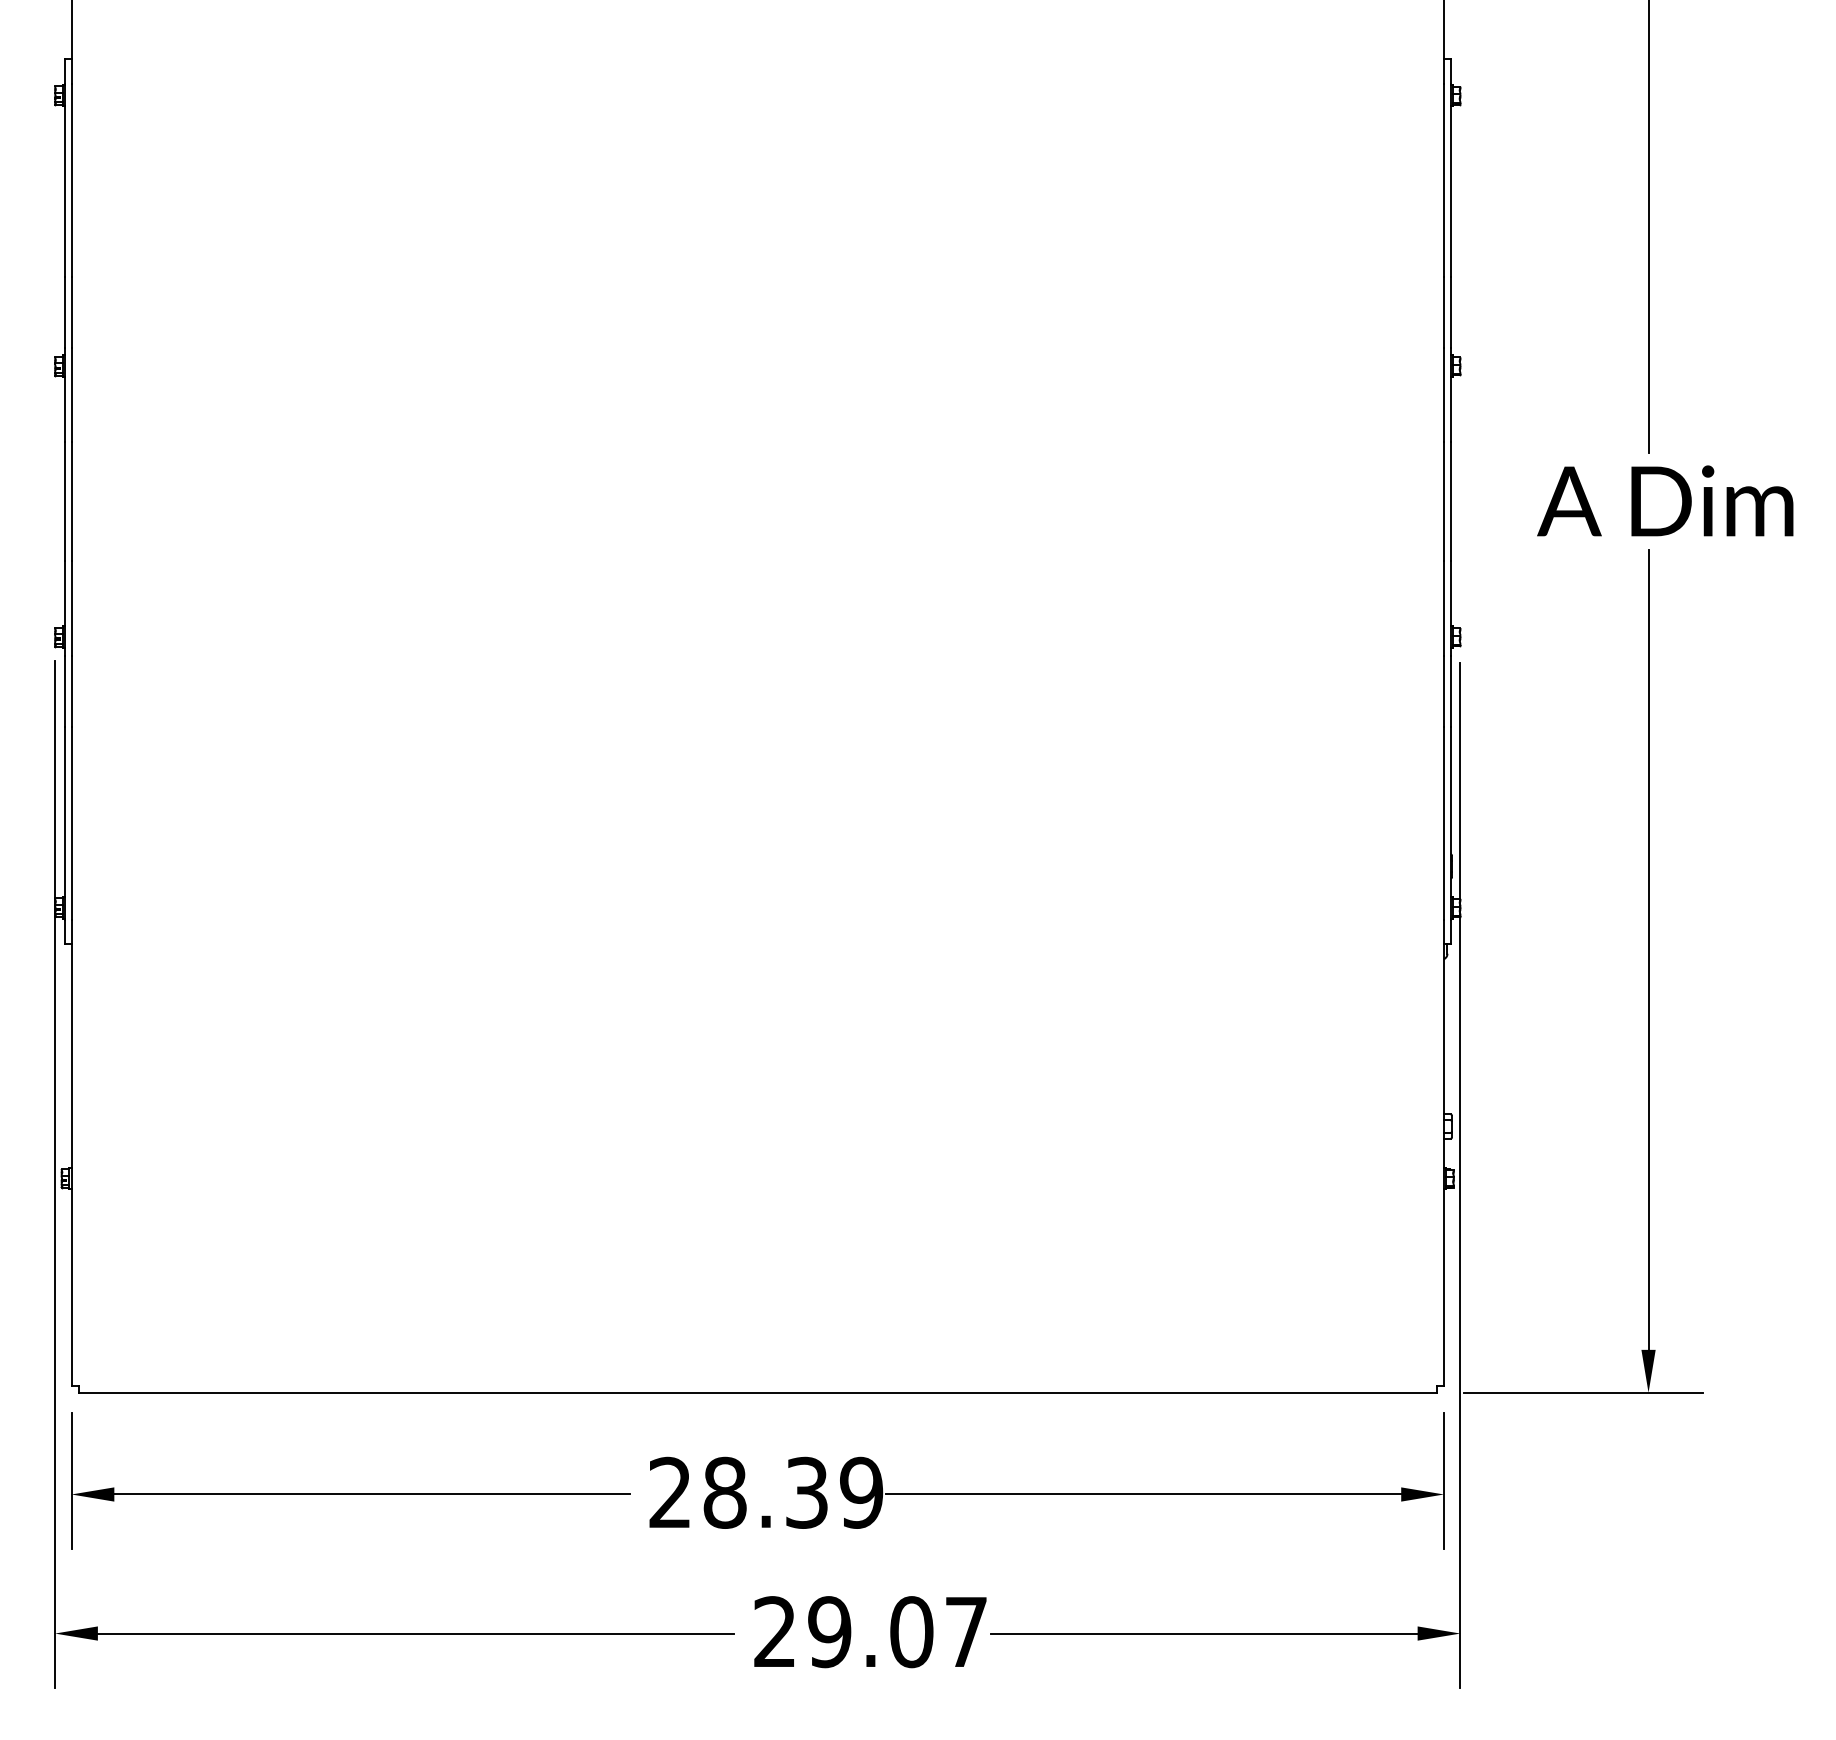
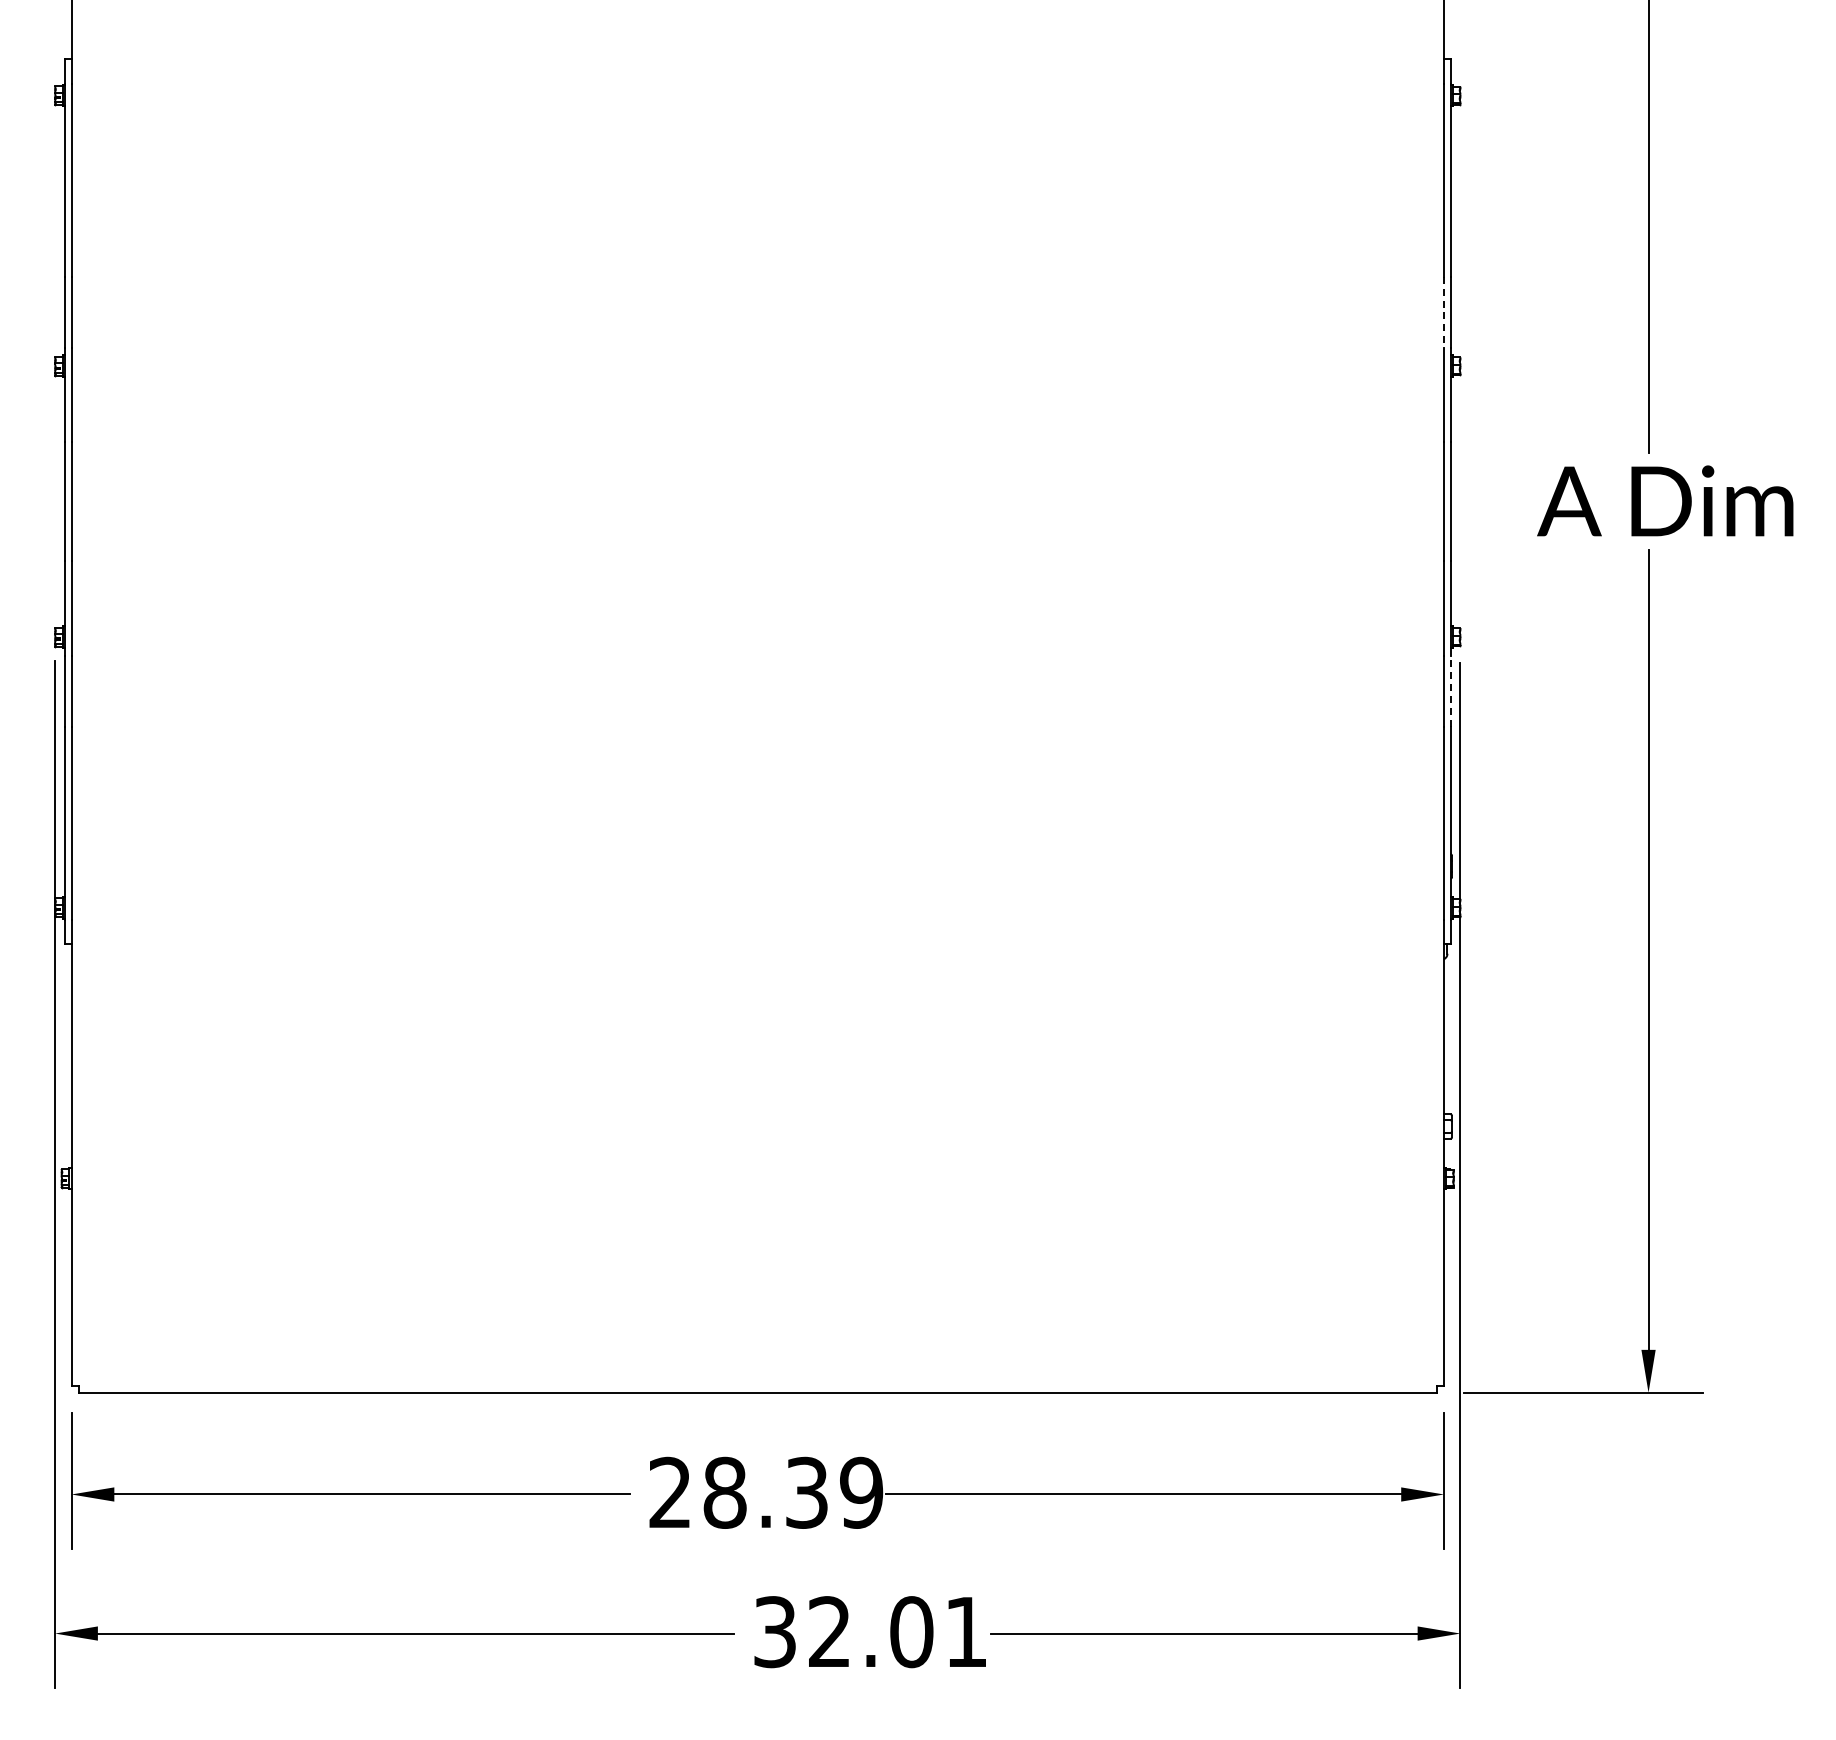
line: solid -> dashed (1444, 312)
line: solid -> dashed (1450, 690)
text: 29.07 -> 32.01 (870, 1632)
